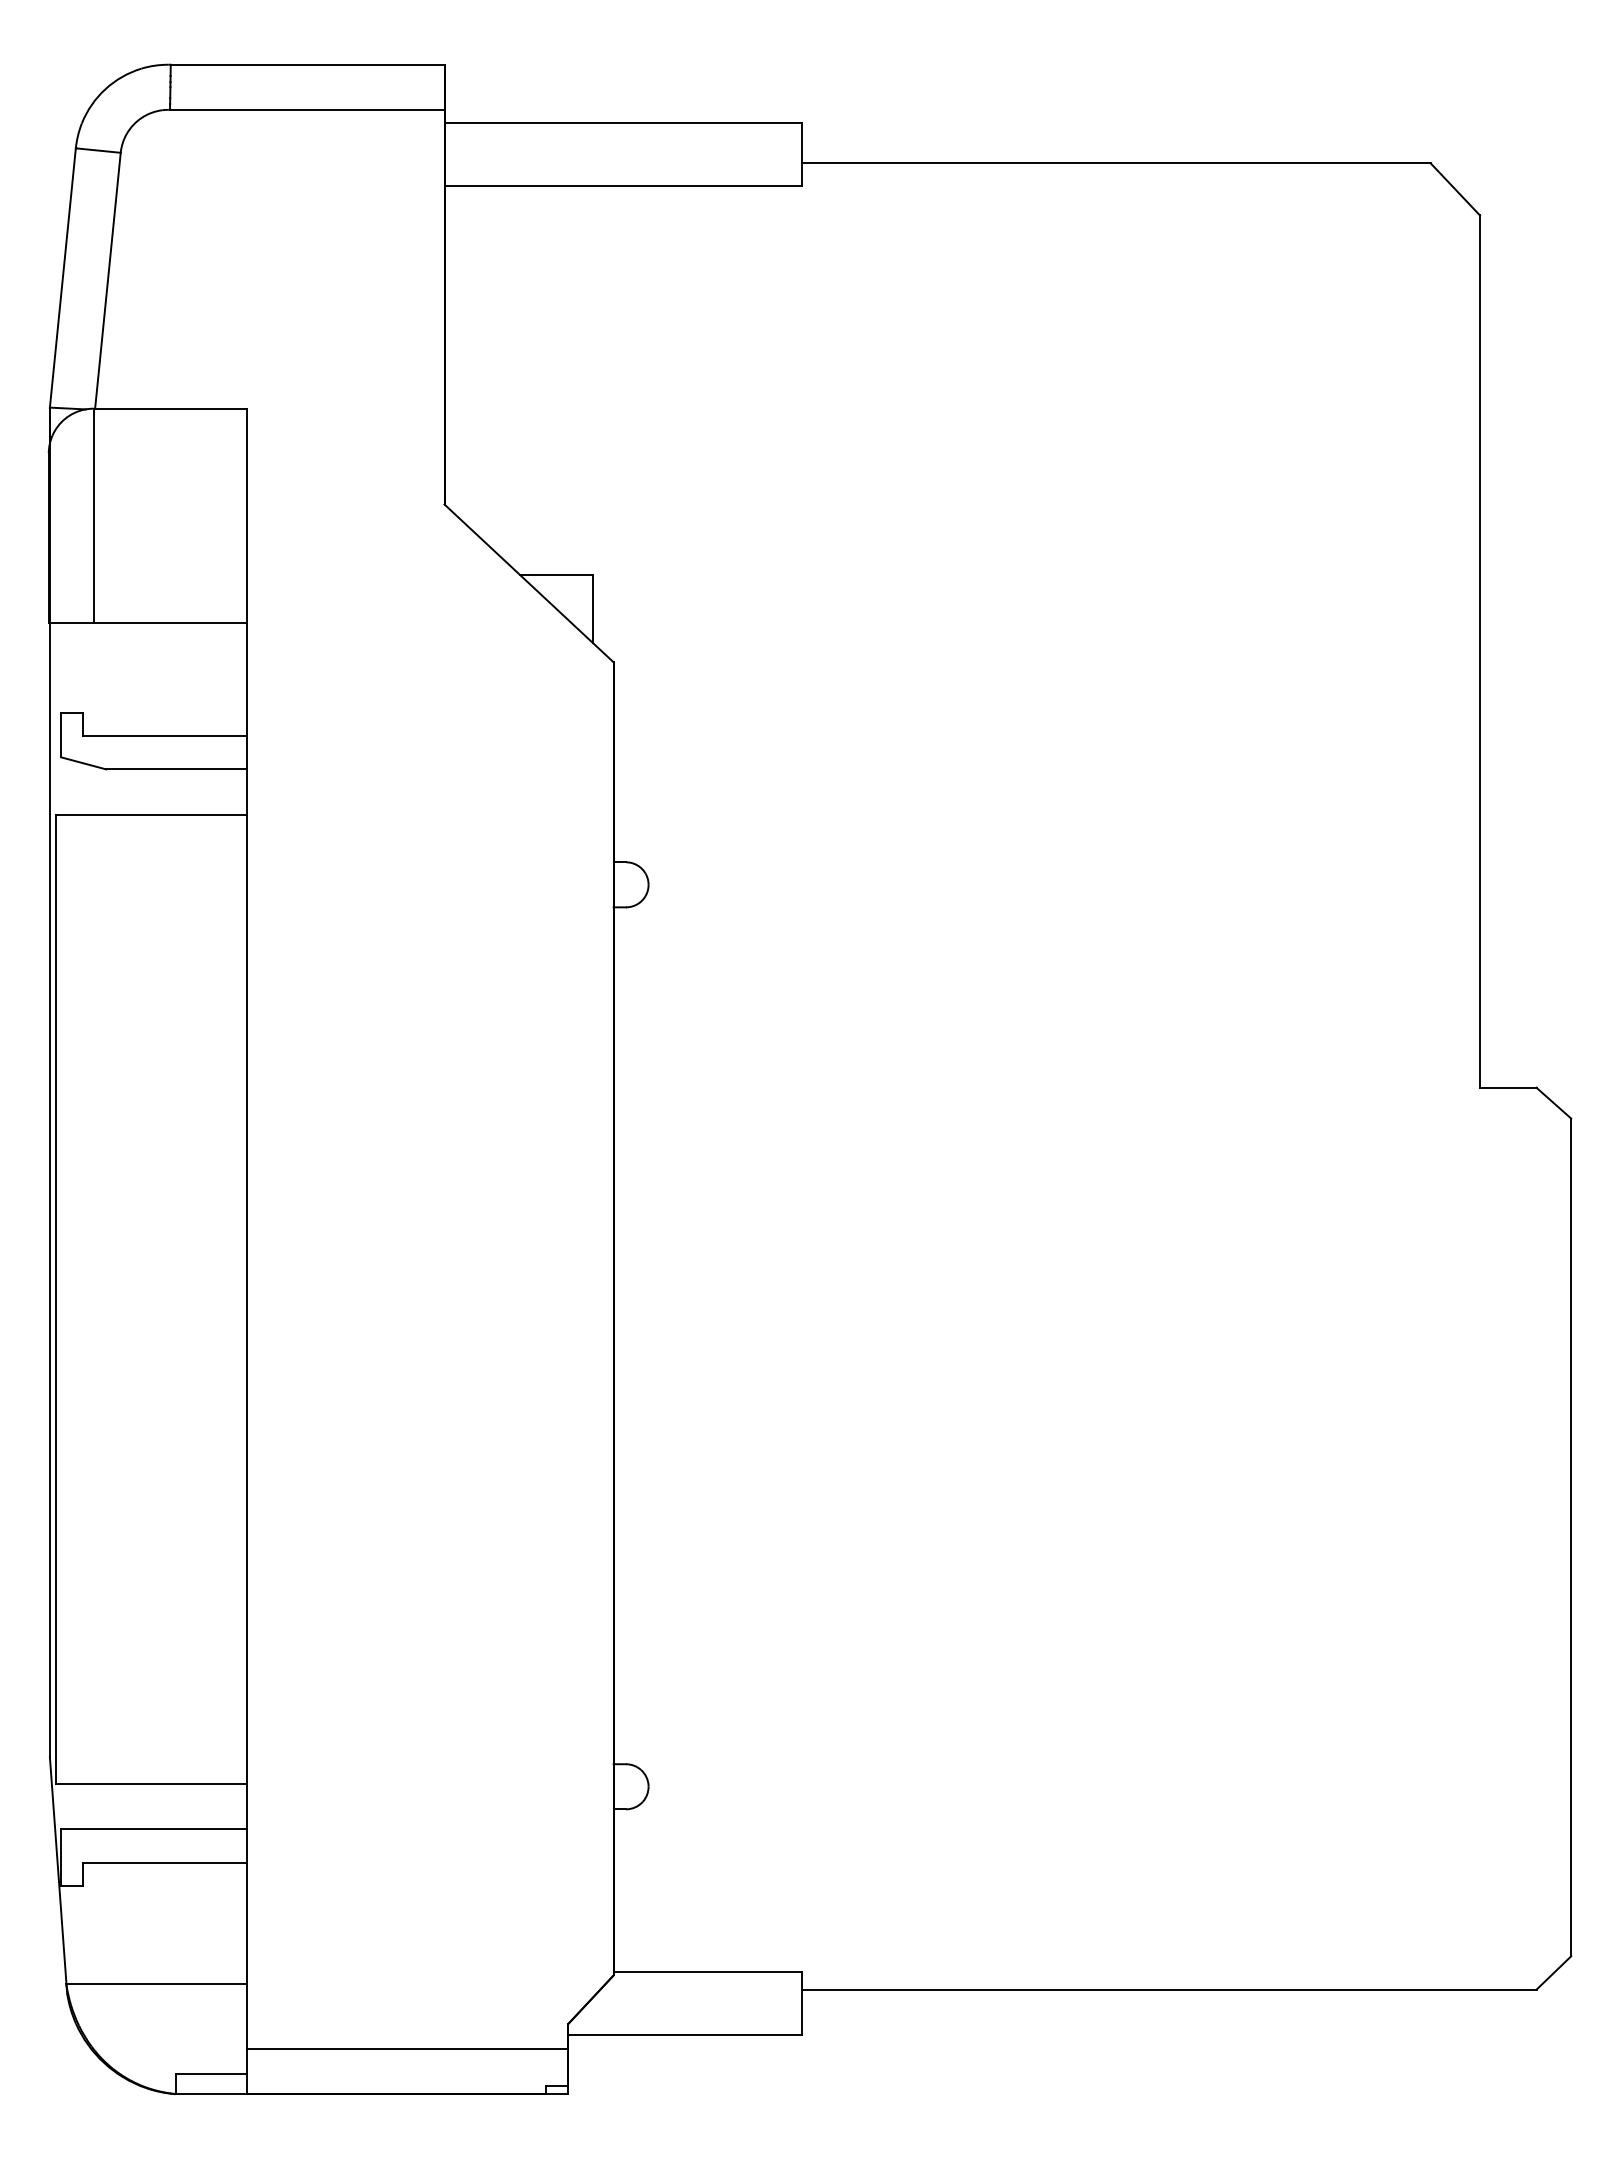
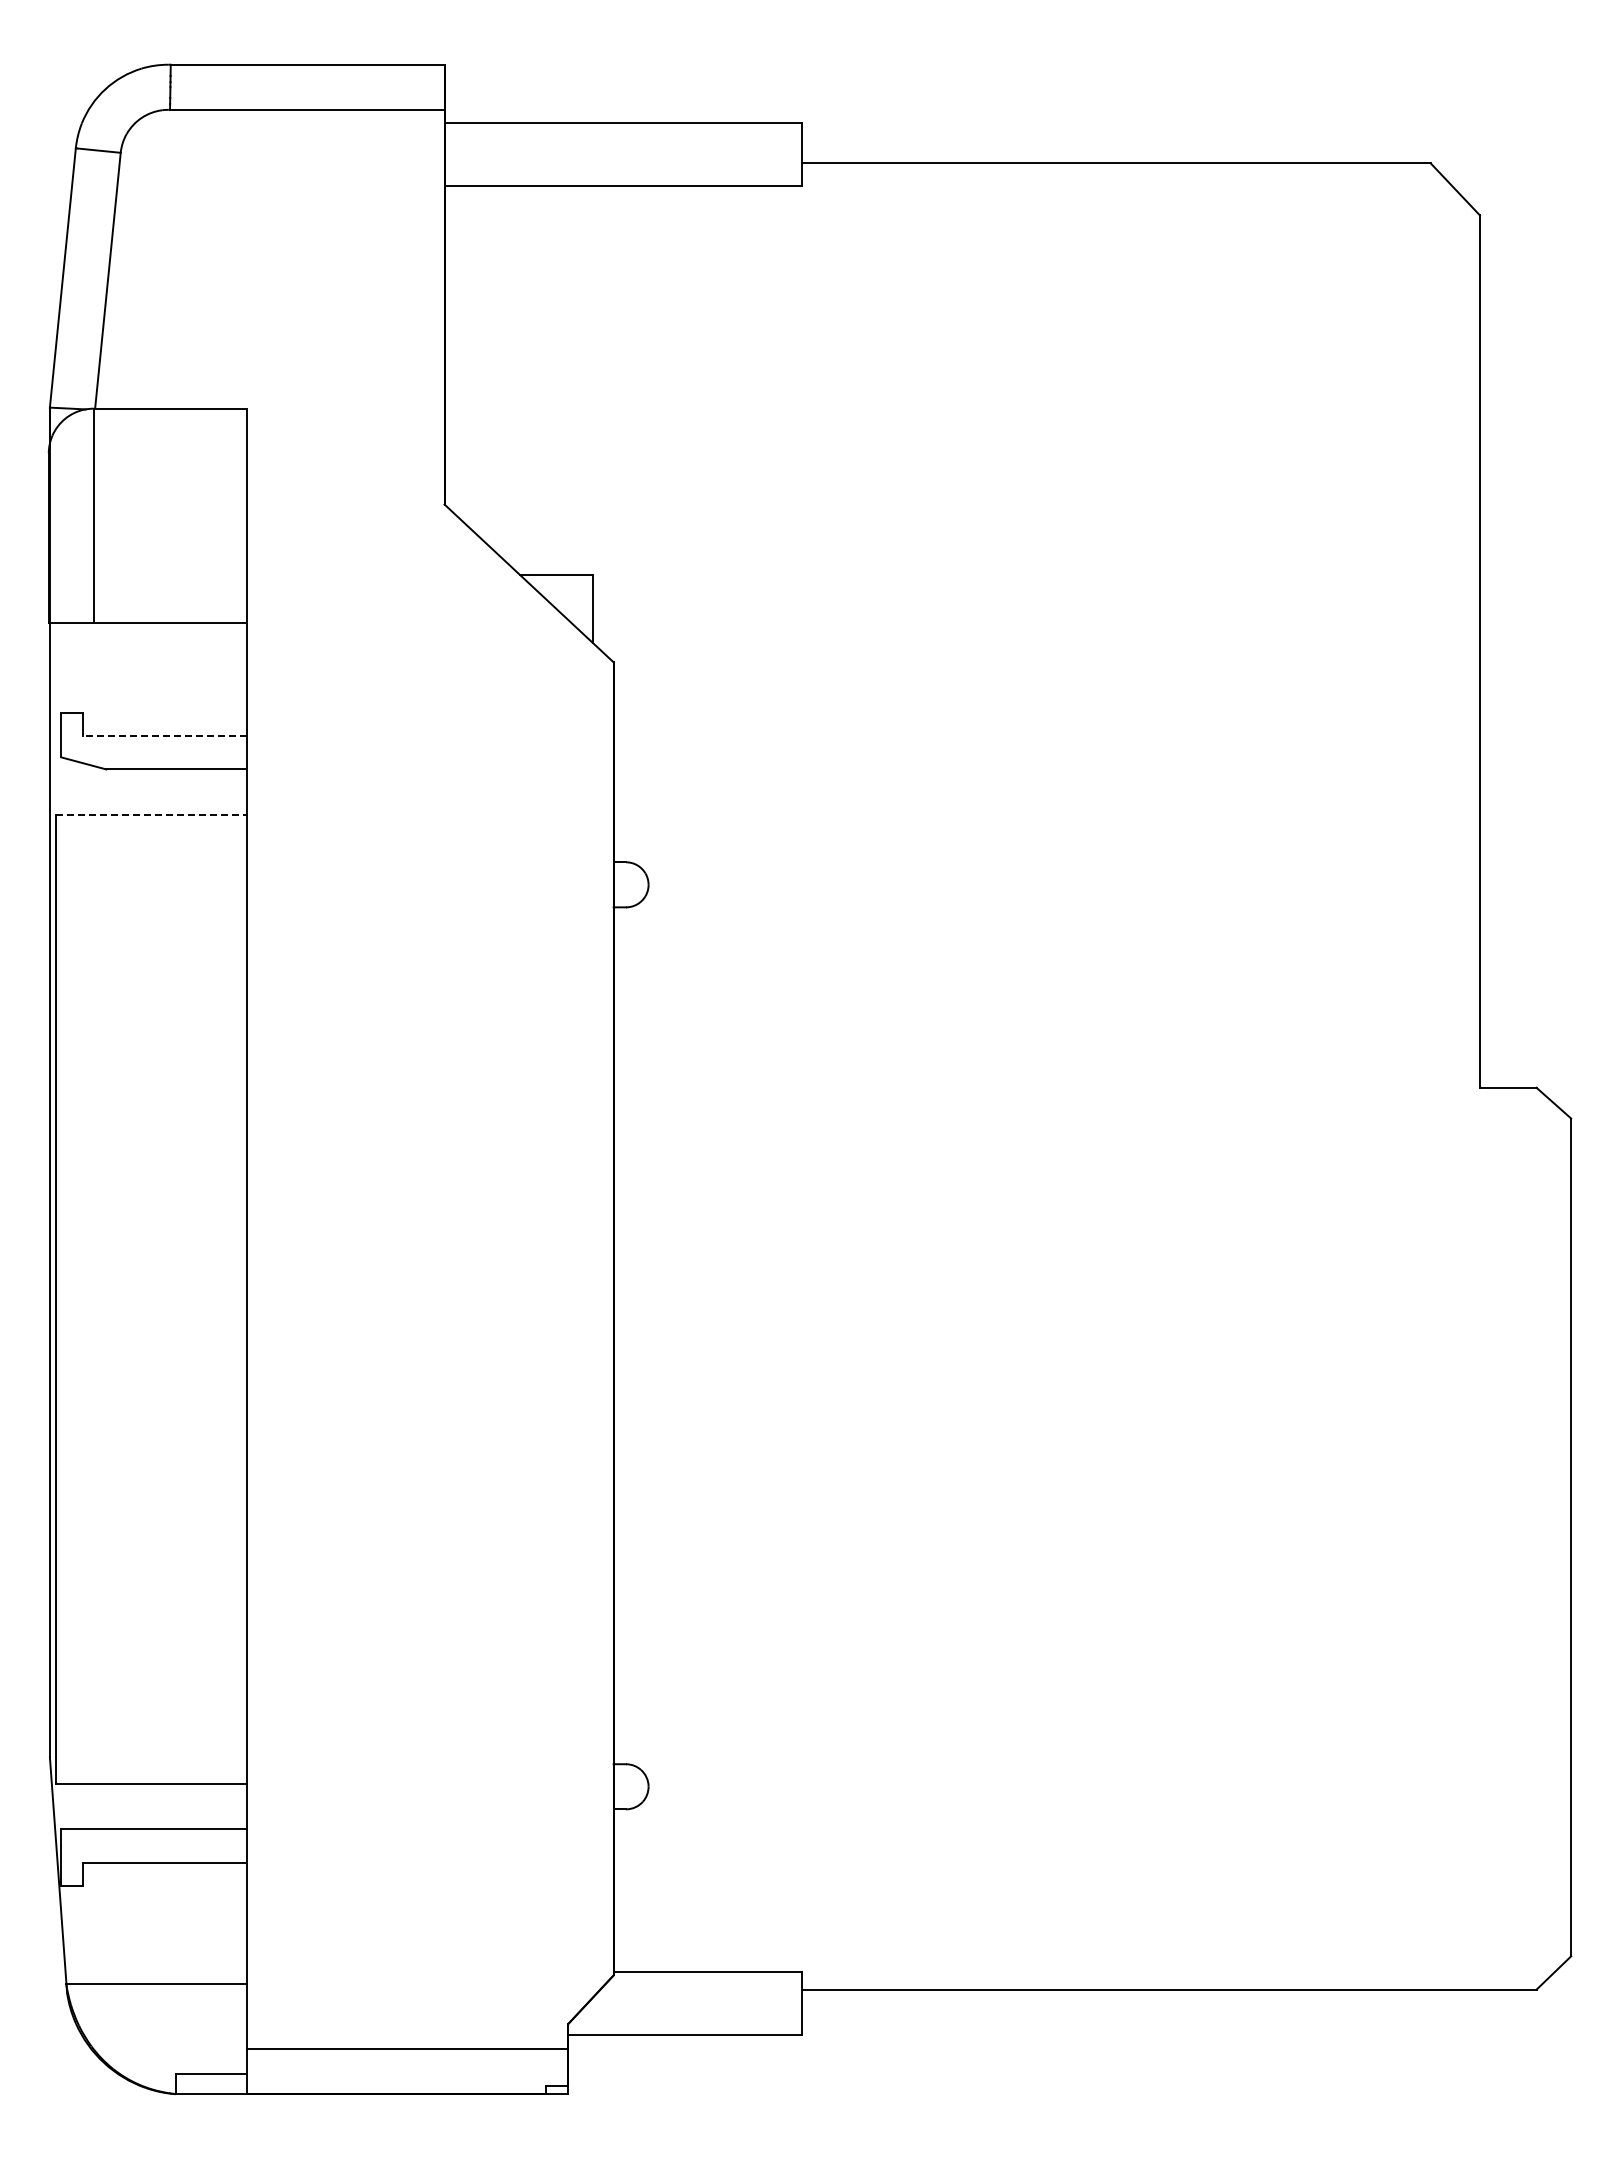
line: solid -> dashed (165, 735)
line: solid -> dashed (151, 814)
